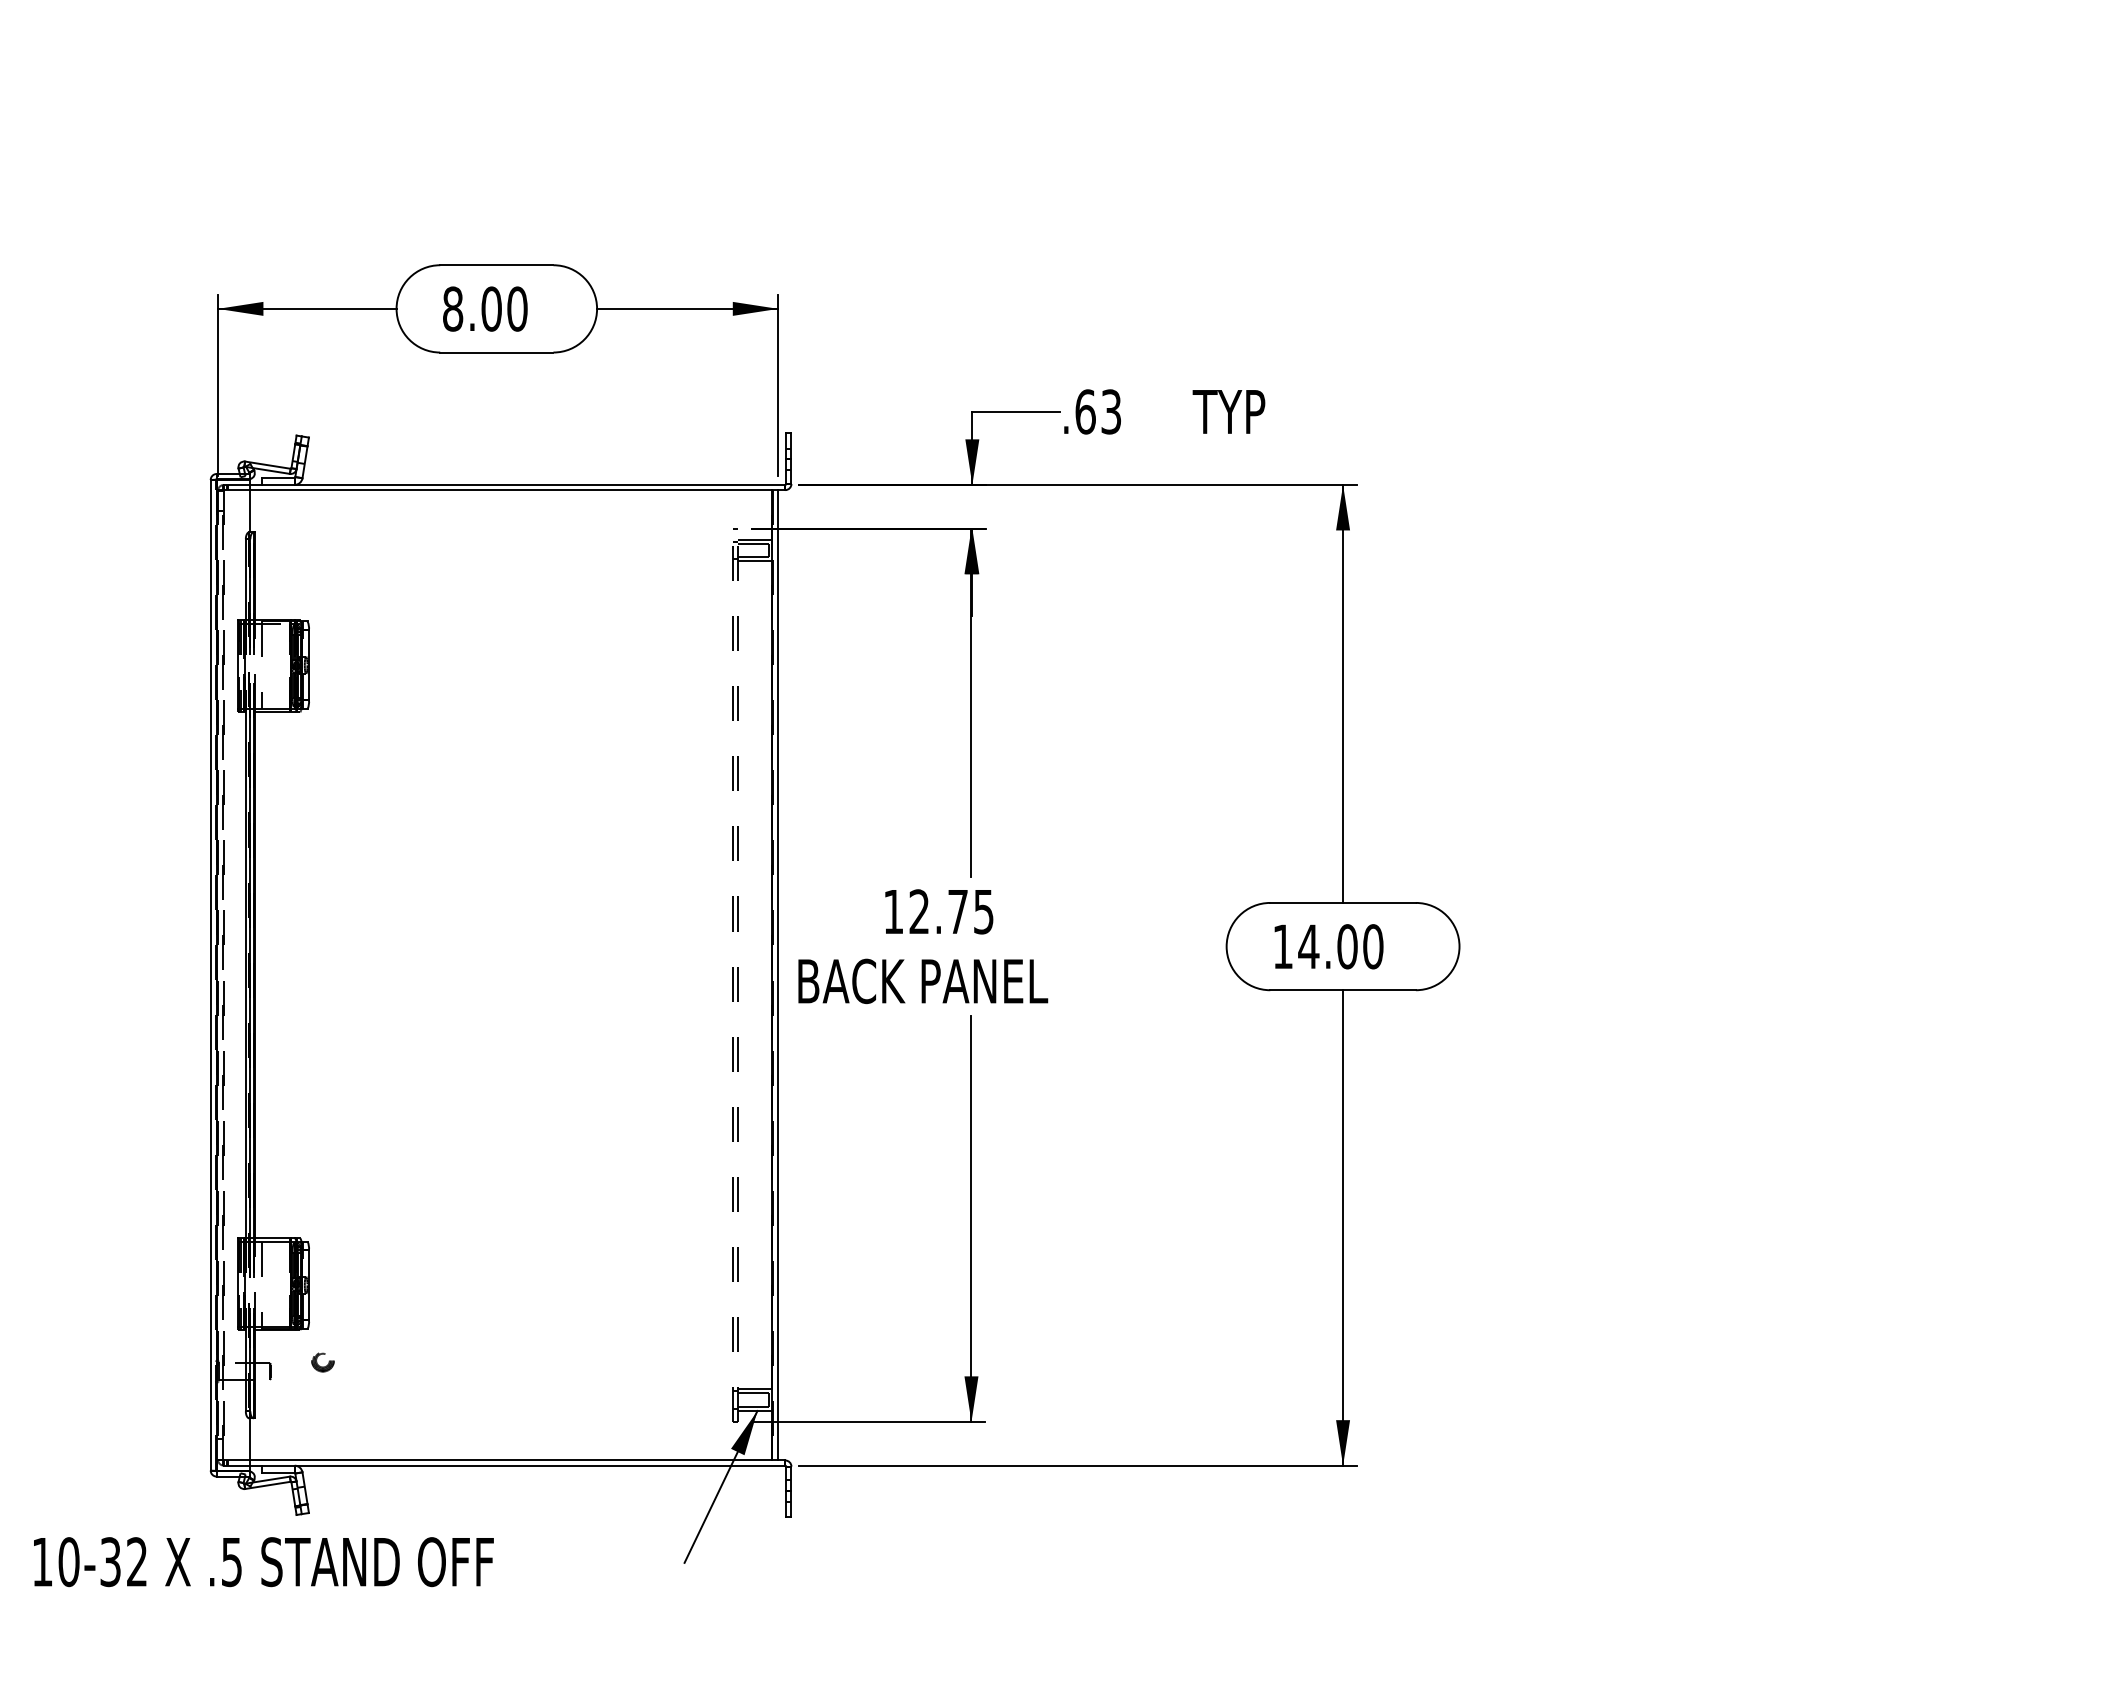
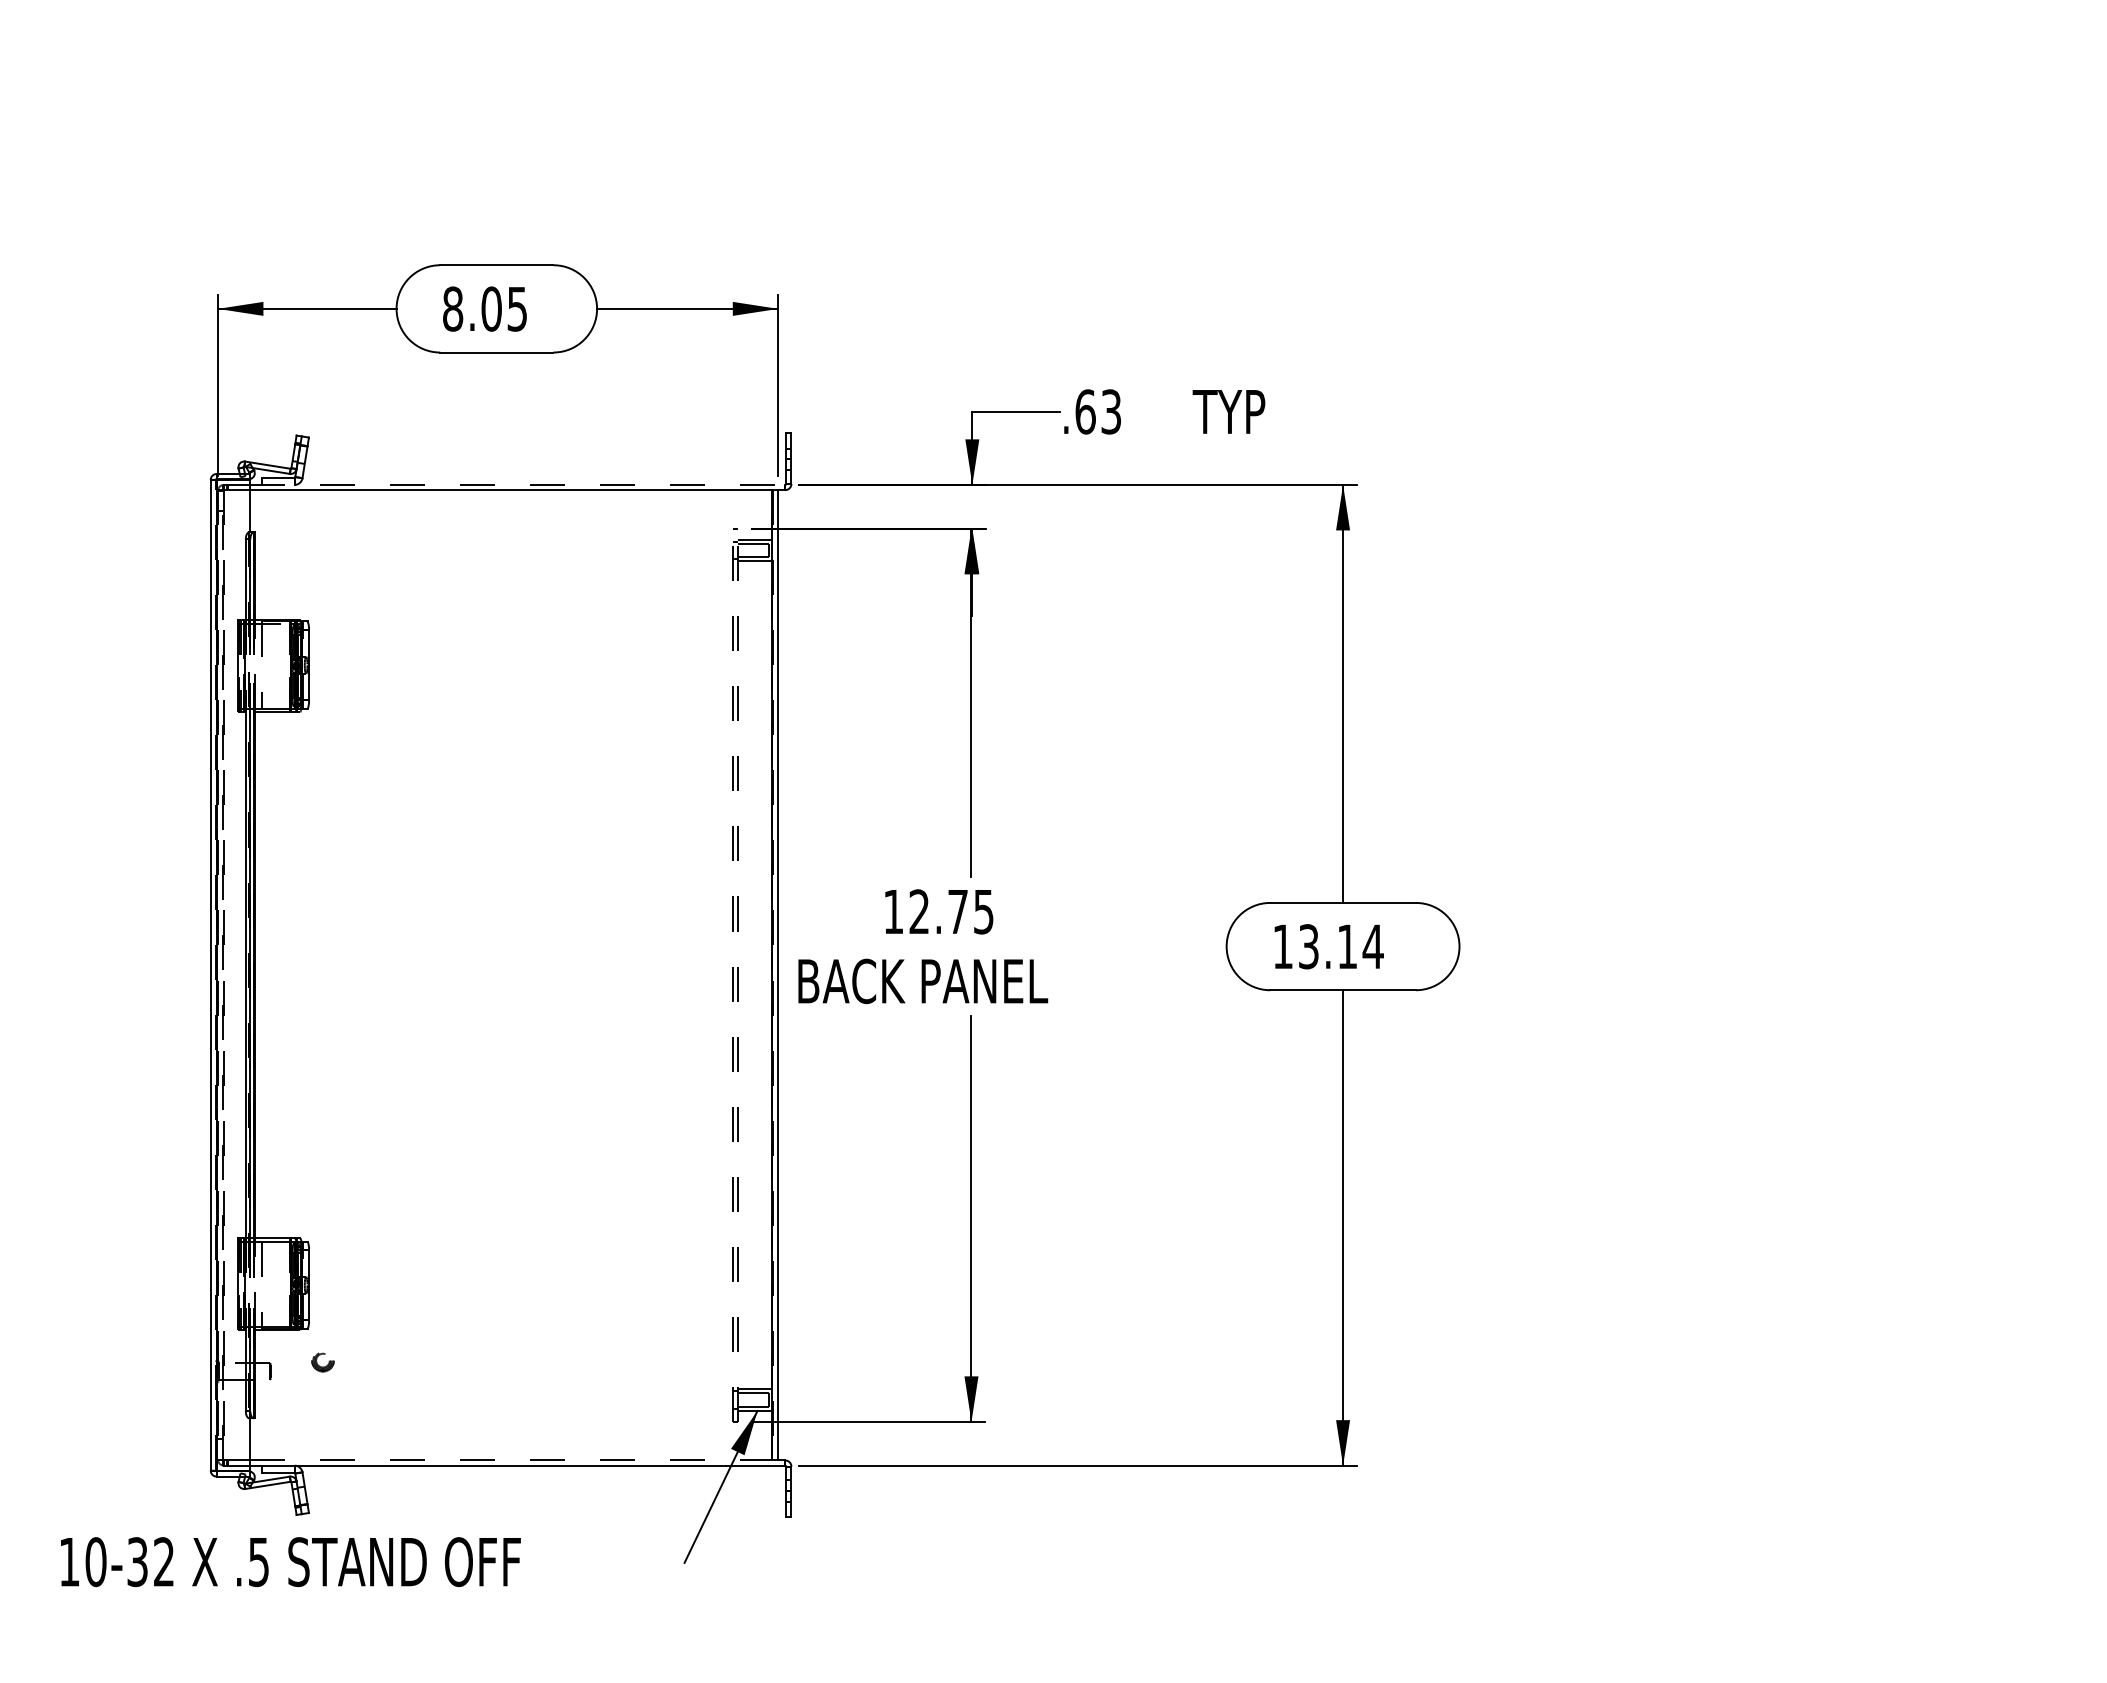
text: 8.00 -> 8.05 (517, 308)
line: solid -> dashed (517, 484)
text: 14.00 -> 13.14 (1340, 946)
line: solid -> dashed (511, 1460)
text position: (263, 1562) -> (290, 1562) (290, 1562)
